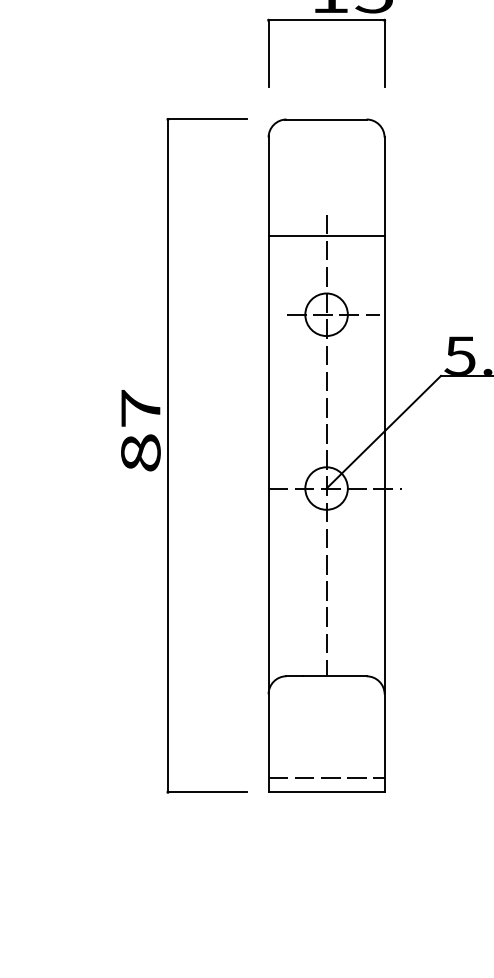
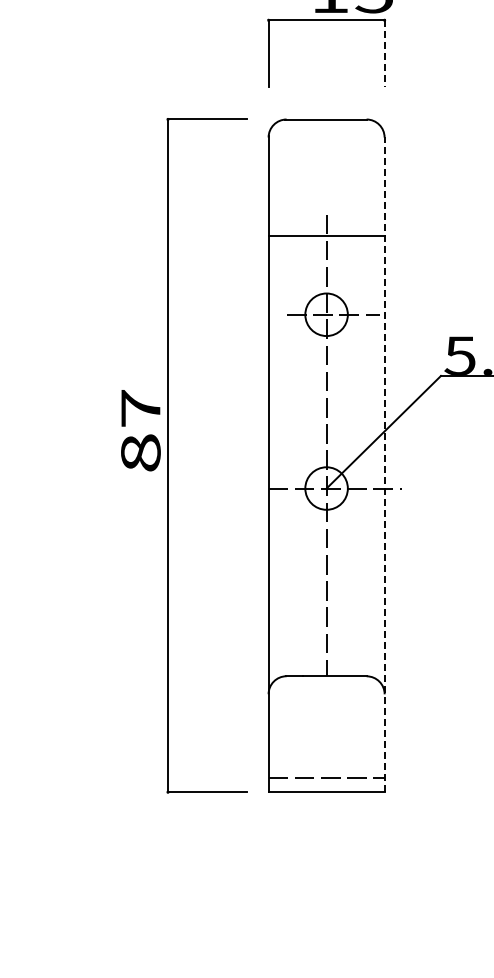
line: solid -> dashed (384, 54)
line: solid -> dashed (384, 464)
